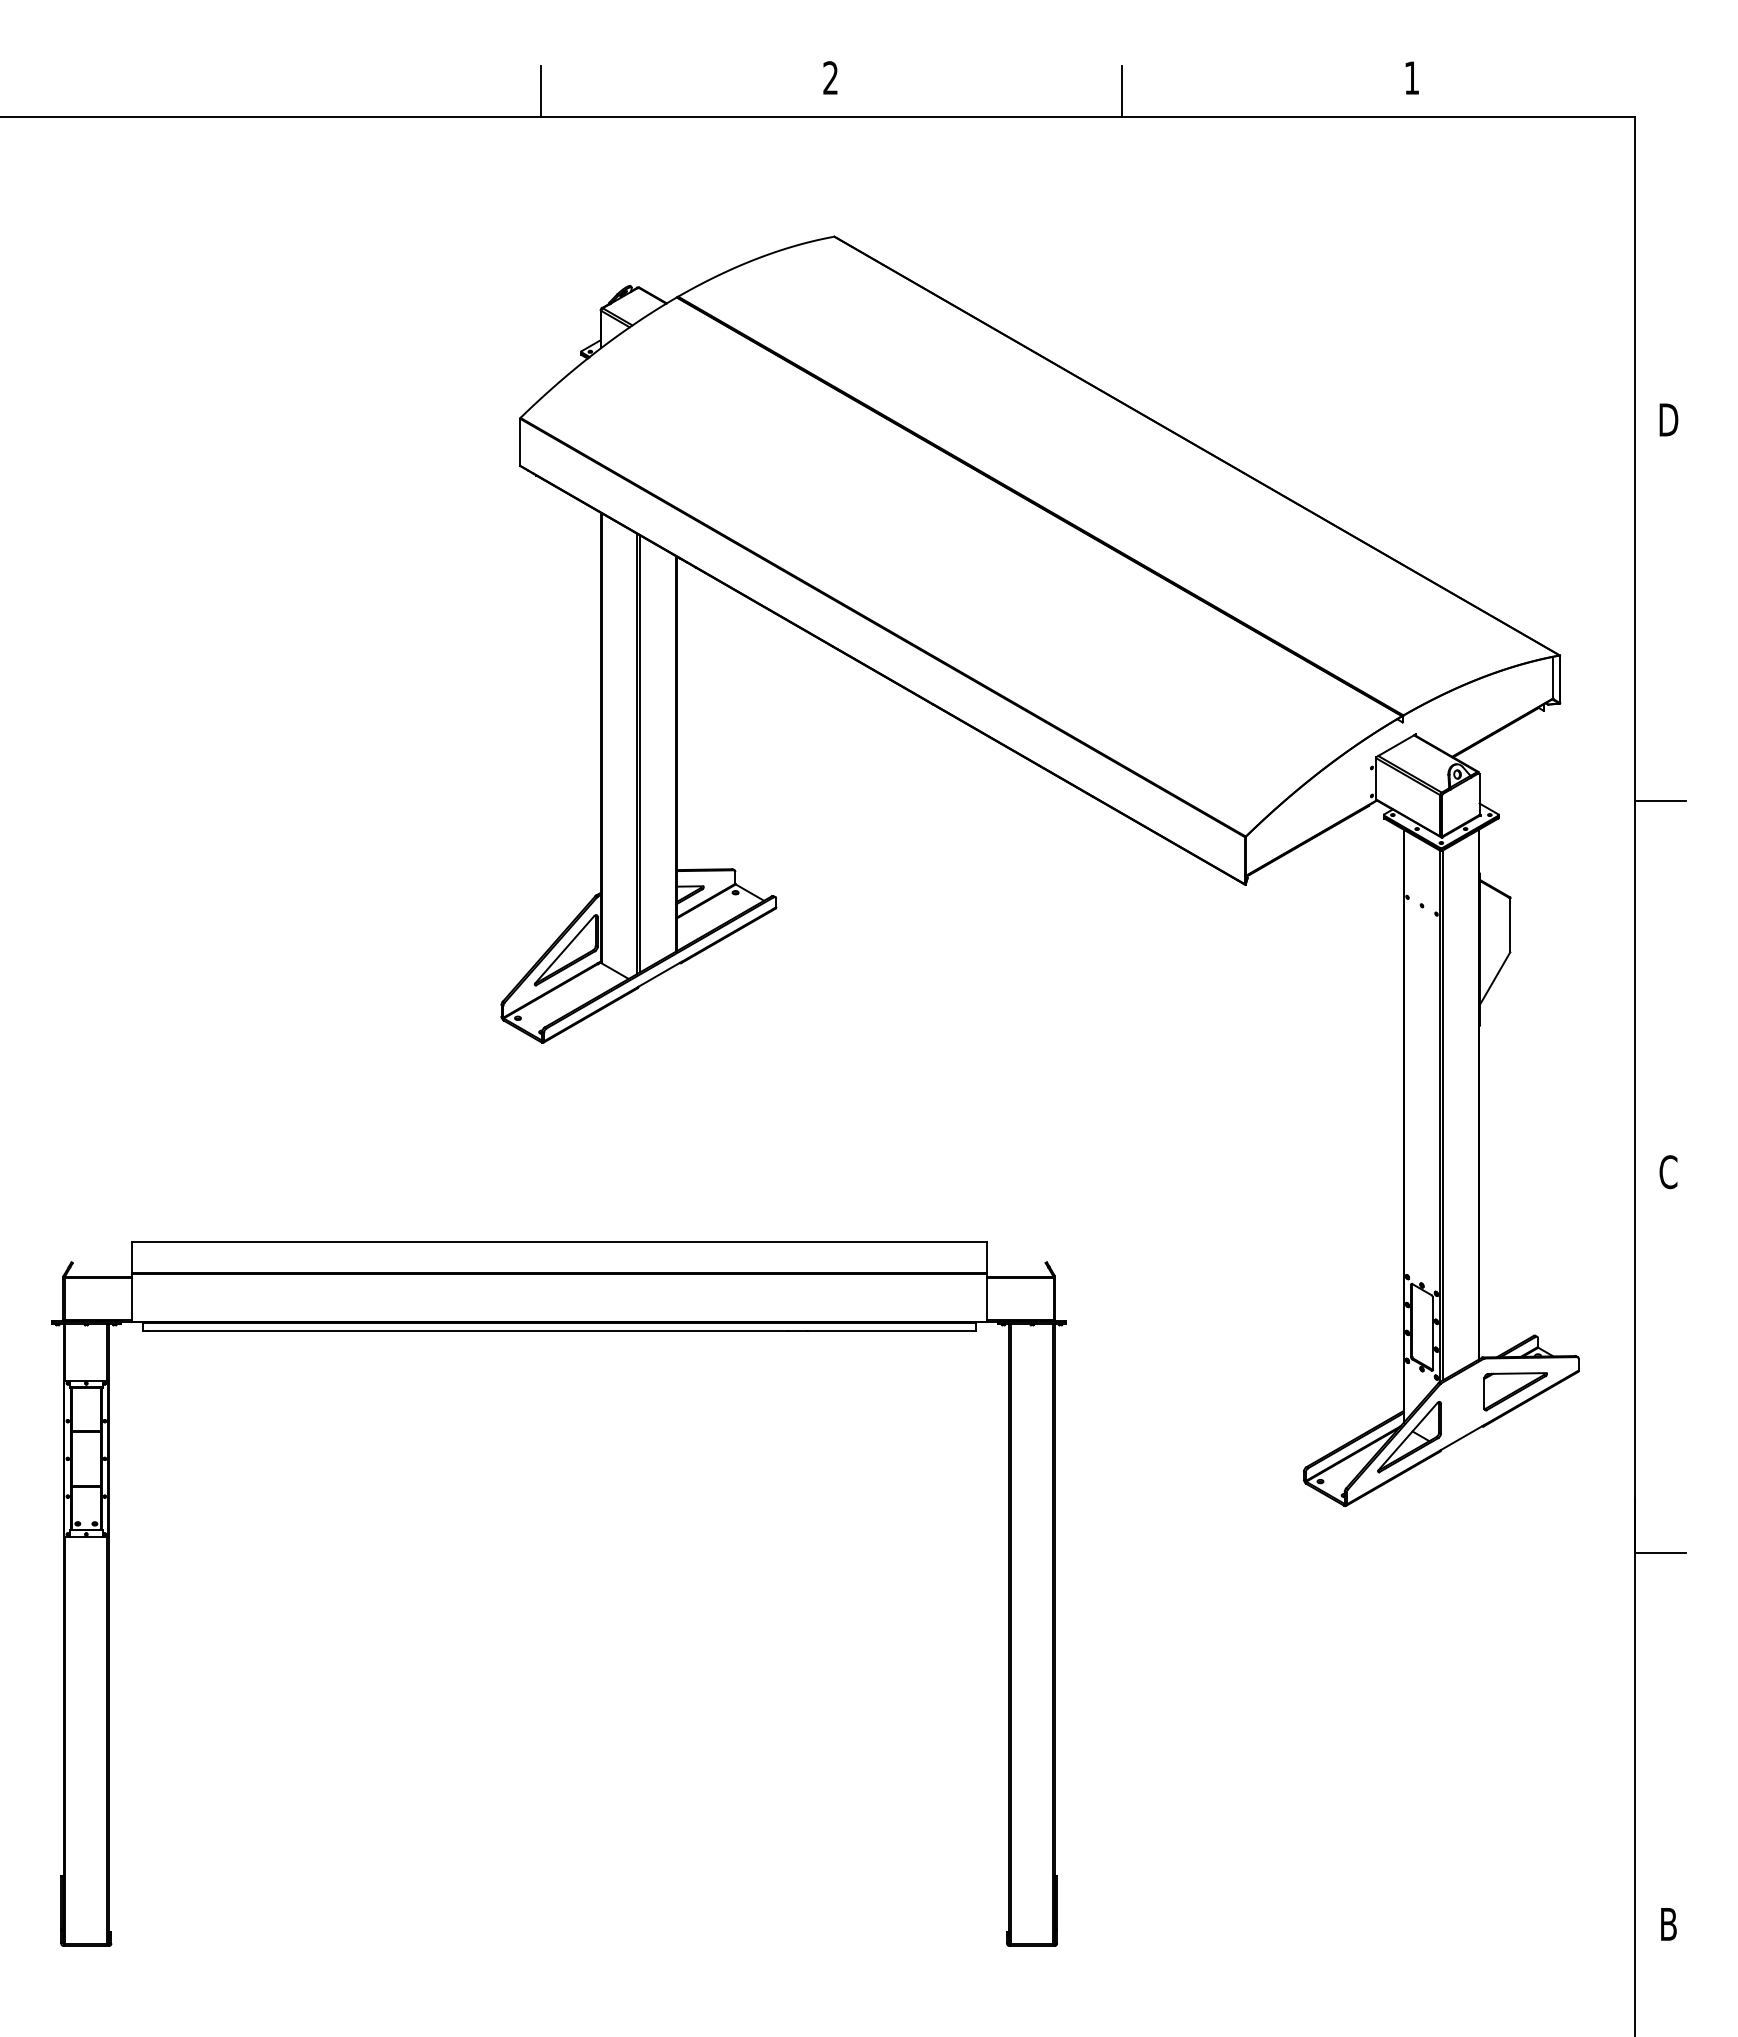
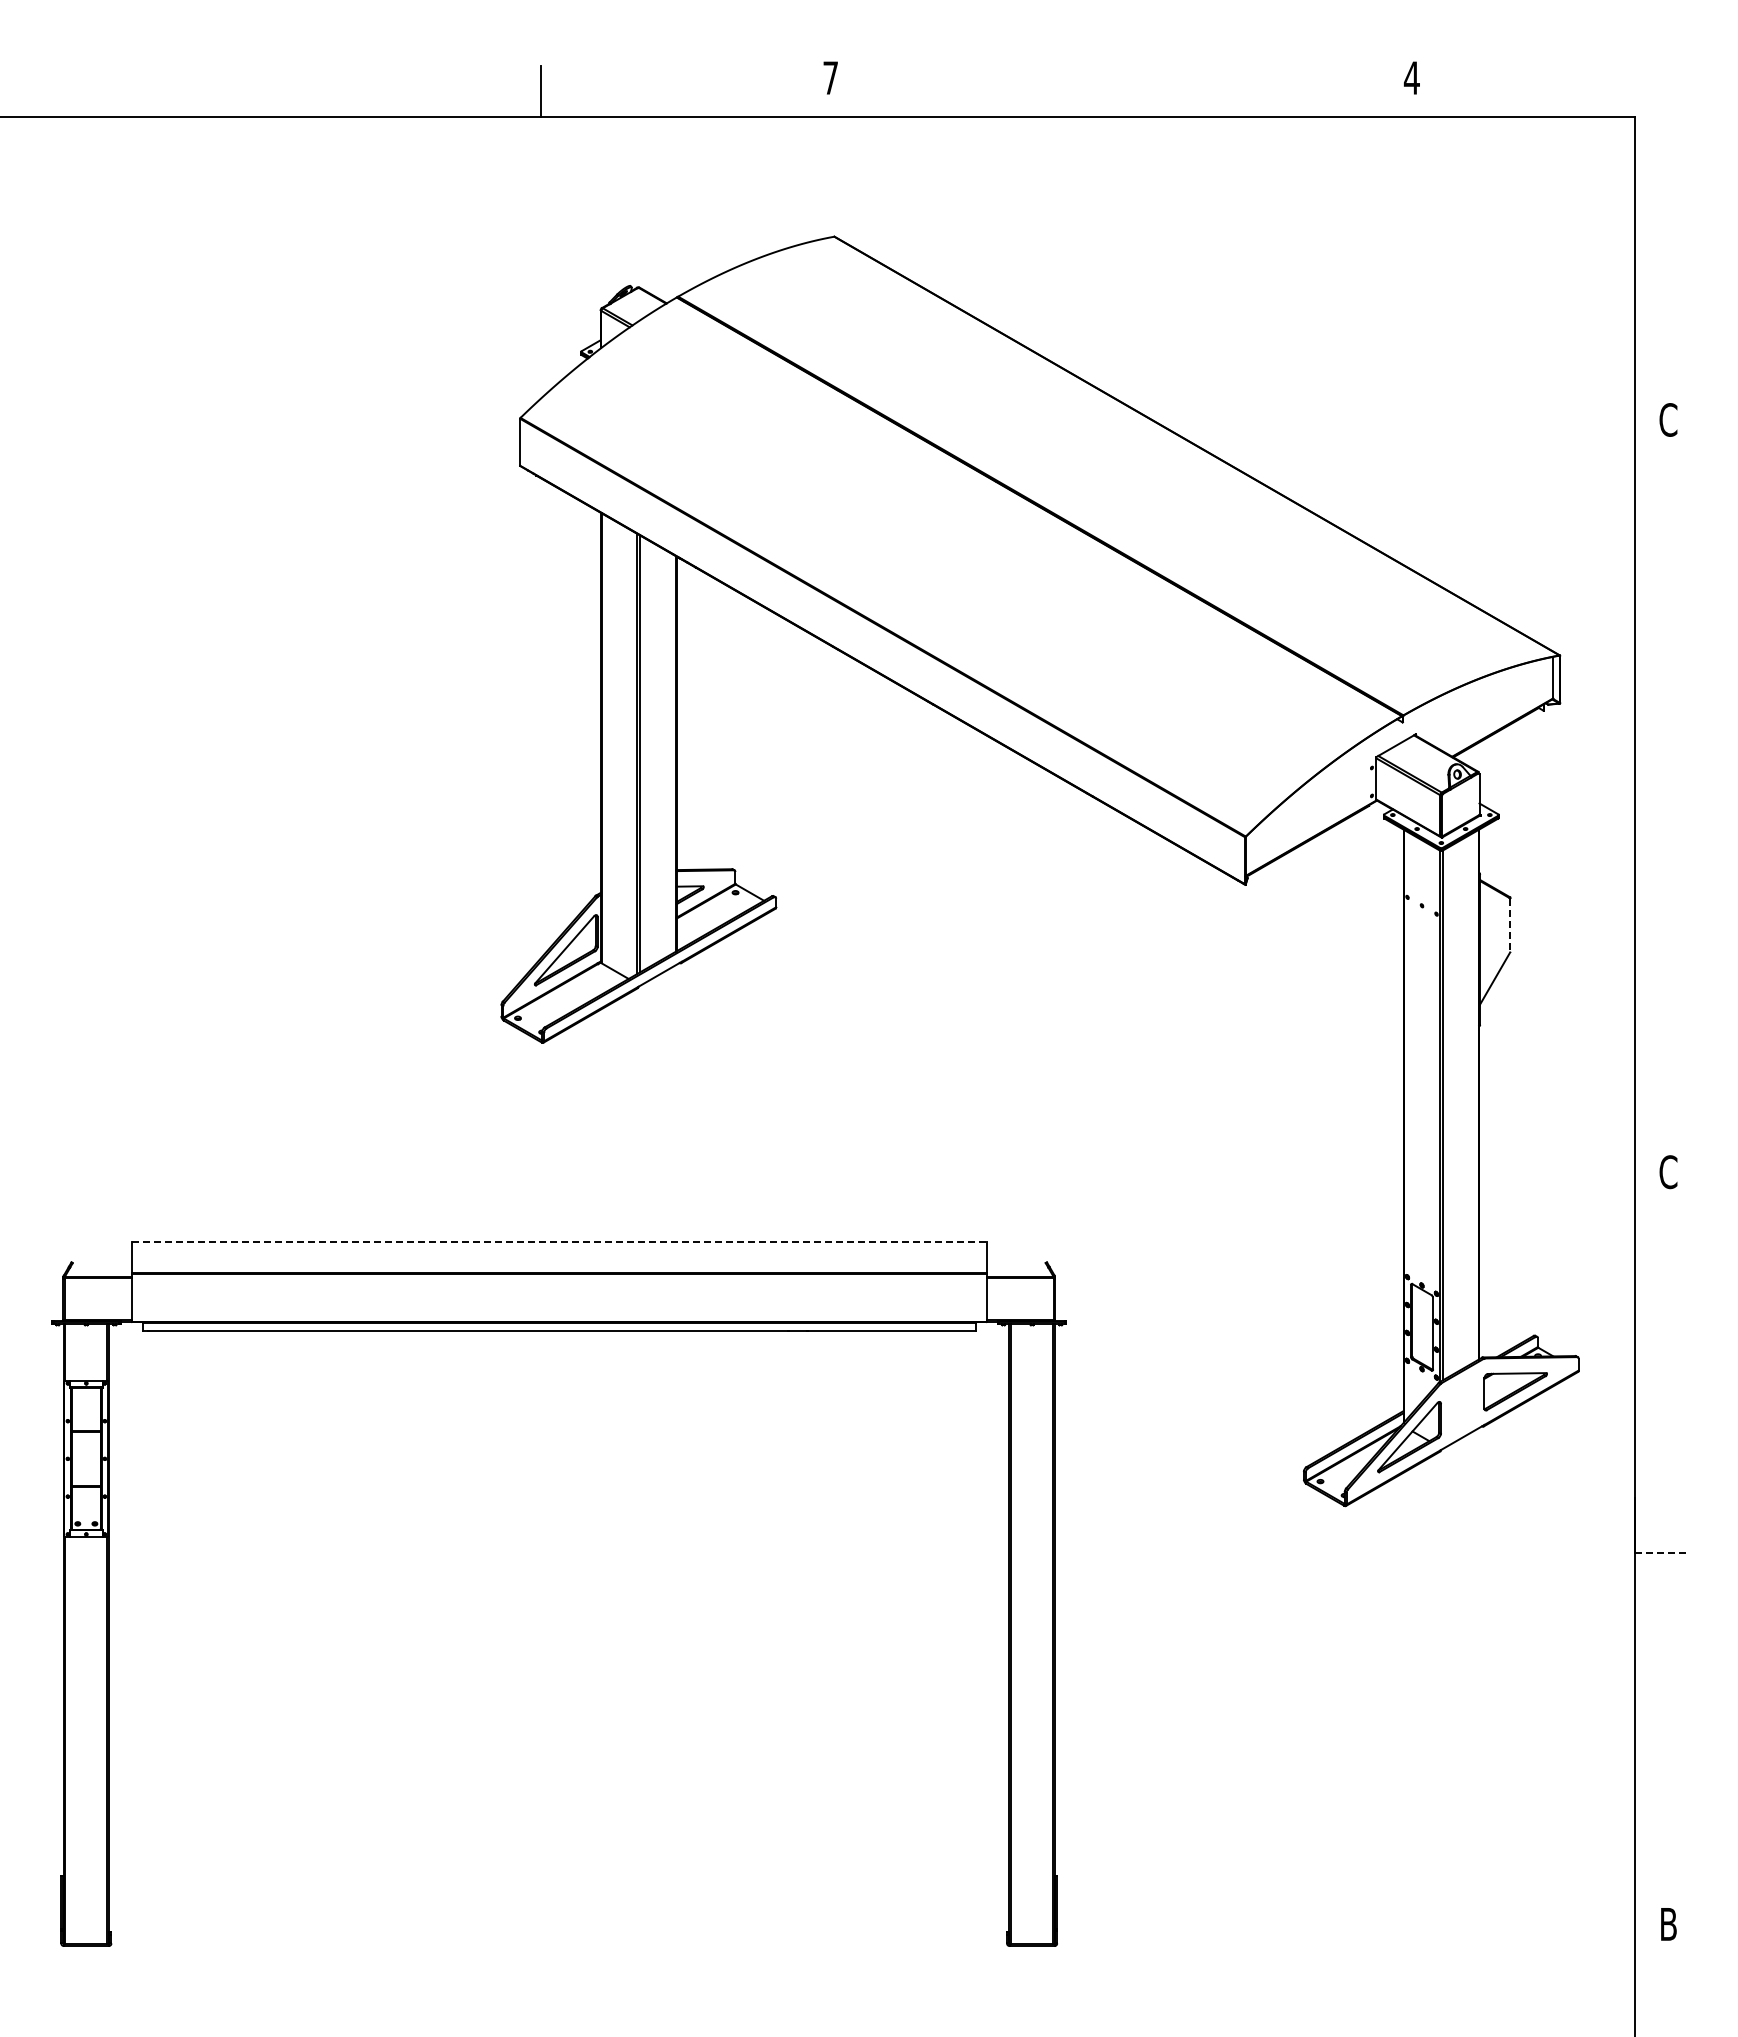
text: 2 -> 7 (830, 77)
text: 1 -> 4 (1411, 77)
line: present -> none (1121, 90)
text: D -> C (1668, 419)
line: present -> none (1659, 800)
line: solid -> dashed (1510, 925)
line: solid -> dashed (559, 1242)
line: solid -> dashed (1660, 1552)
